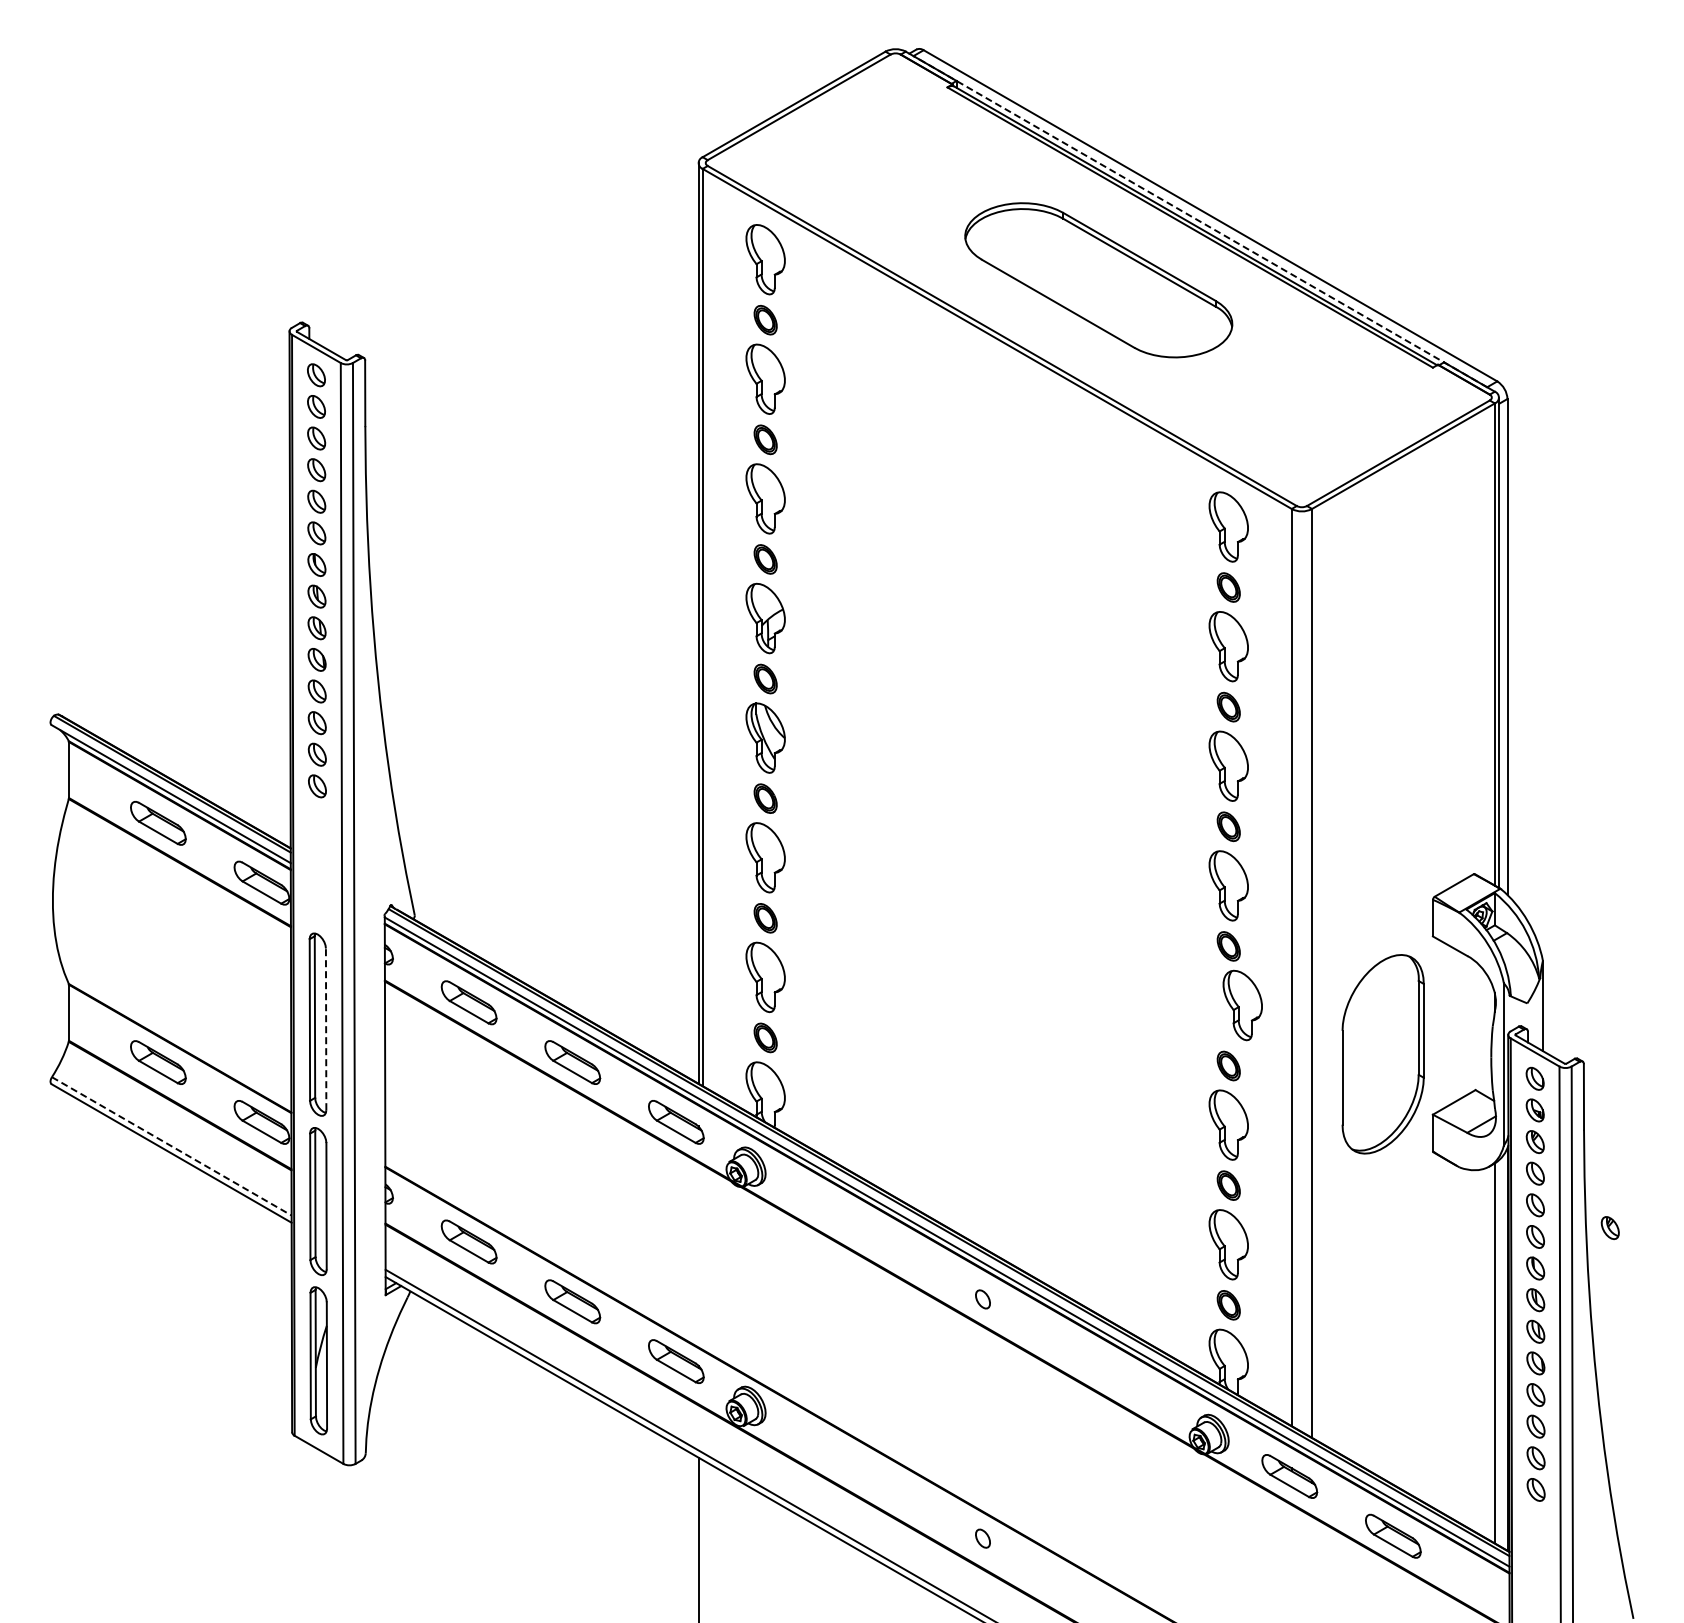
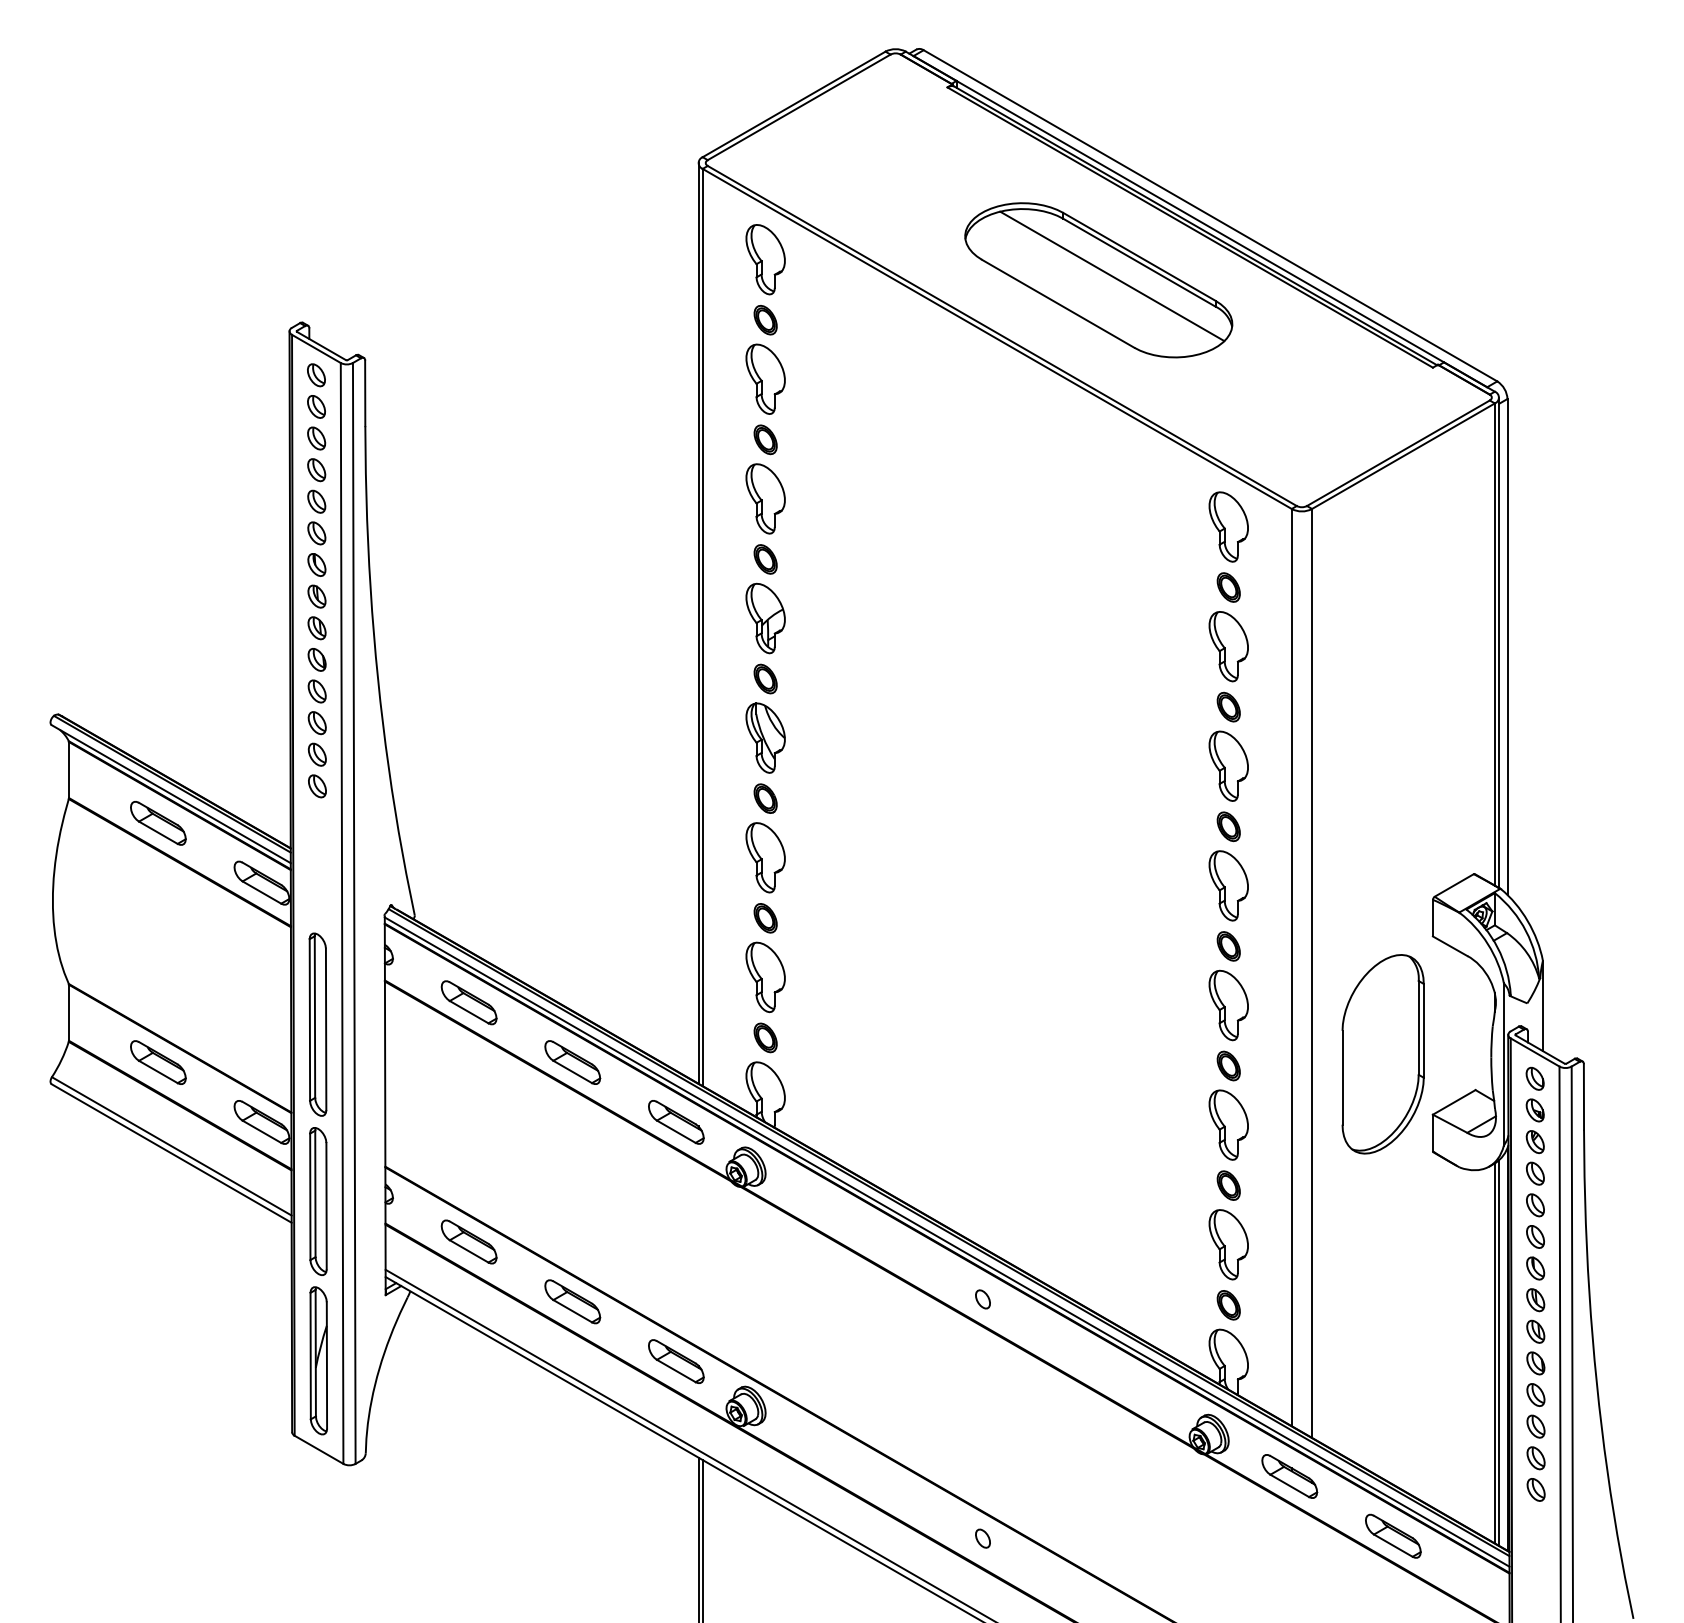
line: dashed -> solid (1199, 221)
line: none -> present (1112, 276)
part position: (1242, 1005) -> (1228, 1005) (1228, 1005)
line: dashed -> solid (326, 1029)
line: dashed -> solid (172, 1146)
part: present -> none (1609, 1227)
line: none -> present (1499, 1352)
line: none -> present (702, 1539)
